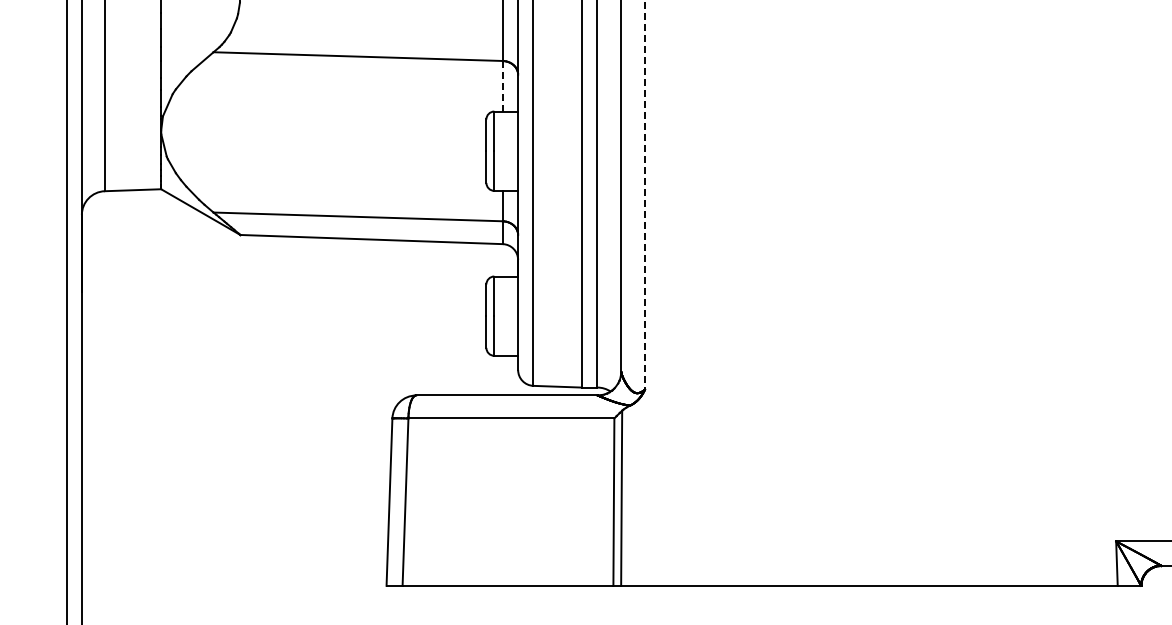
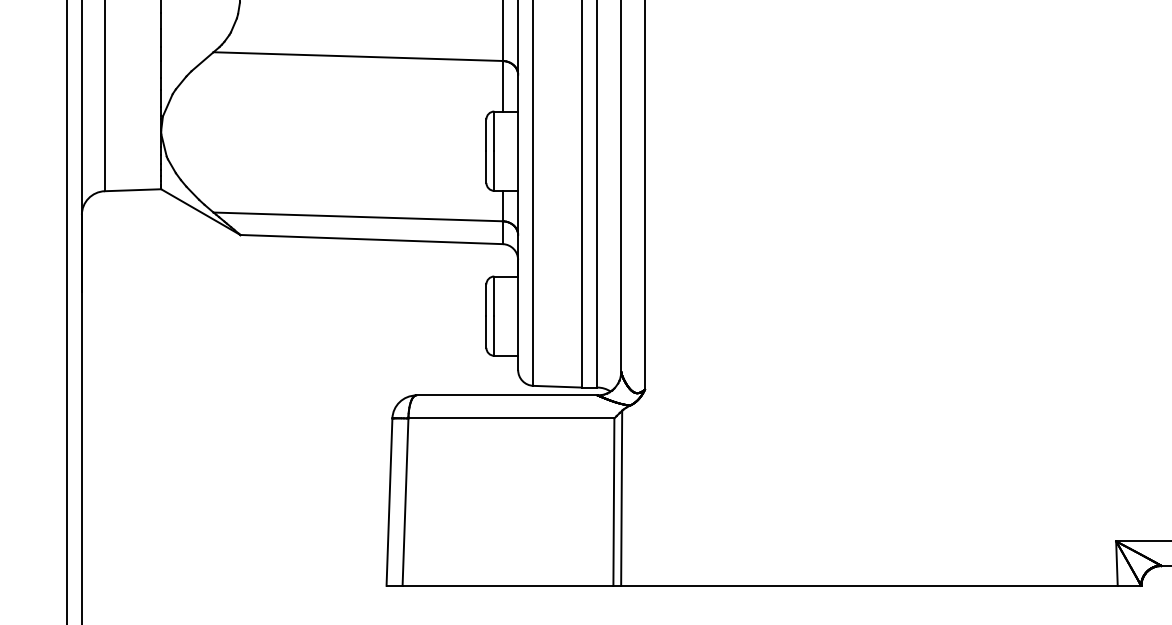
line: dashed -> solid (502, 85)
line: dashed -> solid (645, 195)
